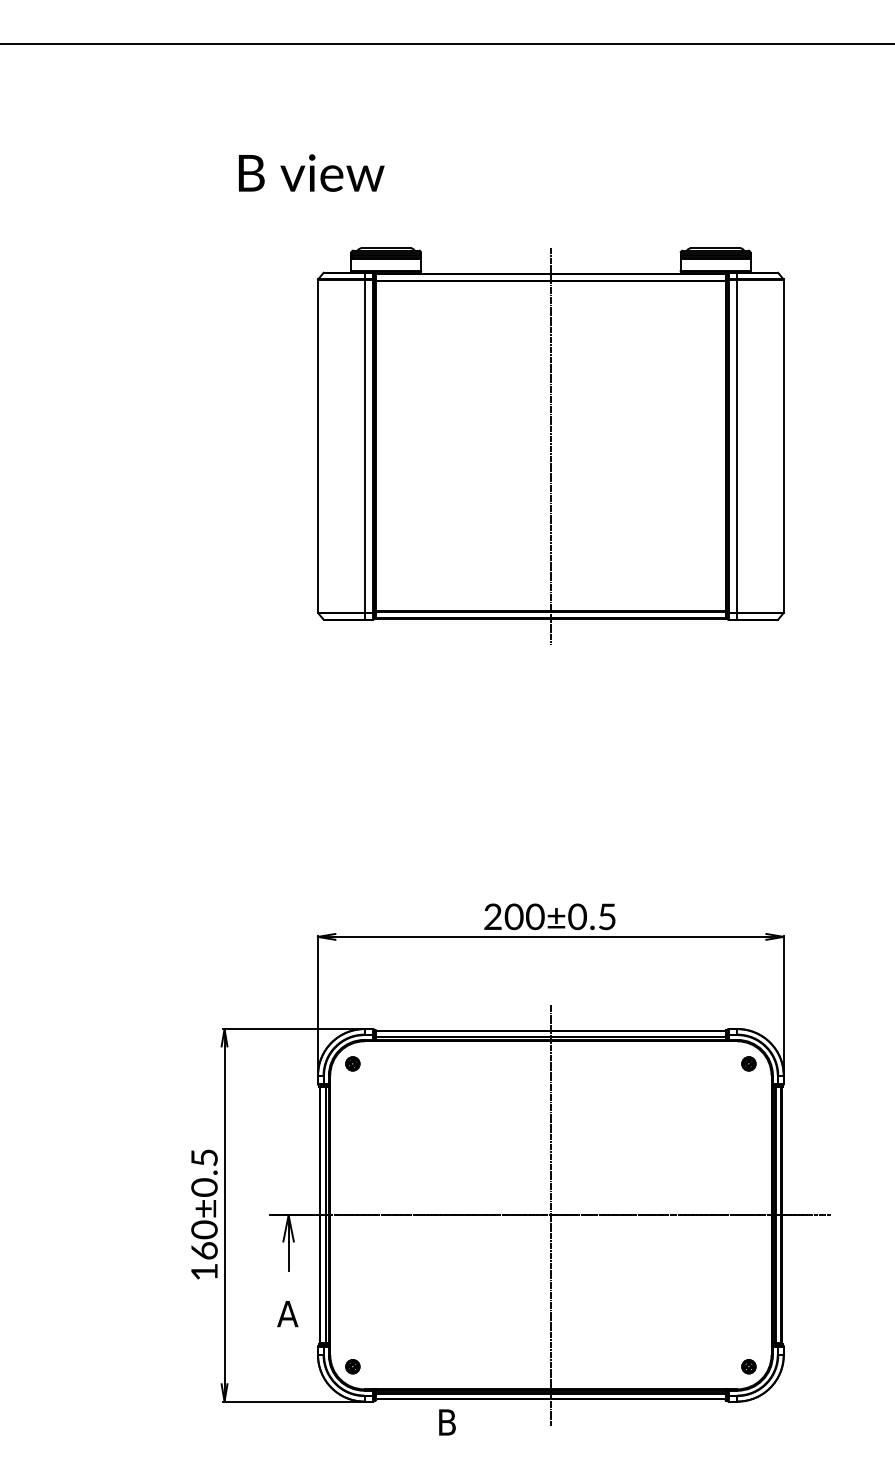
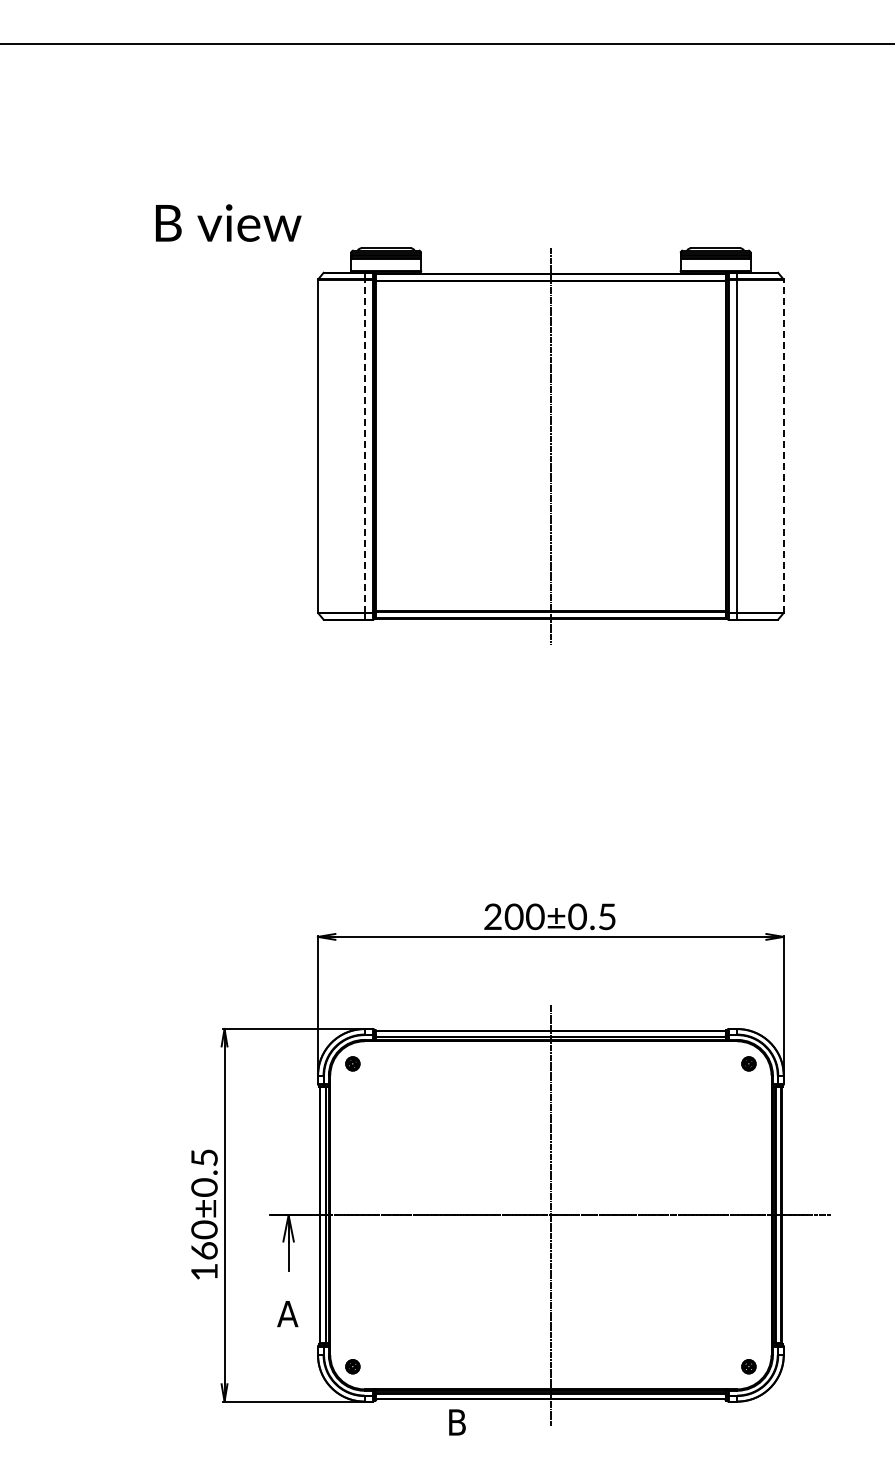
text position: (311, 172) -> (228, 222) (228, 222)
line: solid -> dashed (364, 445)
line: solid -> dashed (783, 445)
text position: (447, 1422) -> (457, 1422) (457, 1422)
